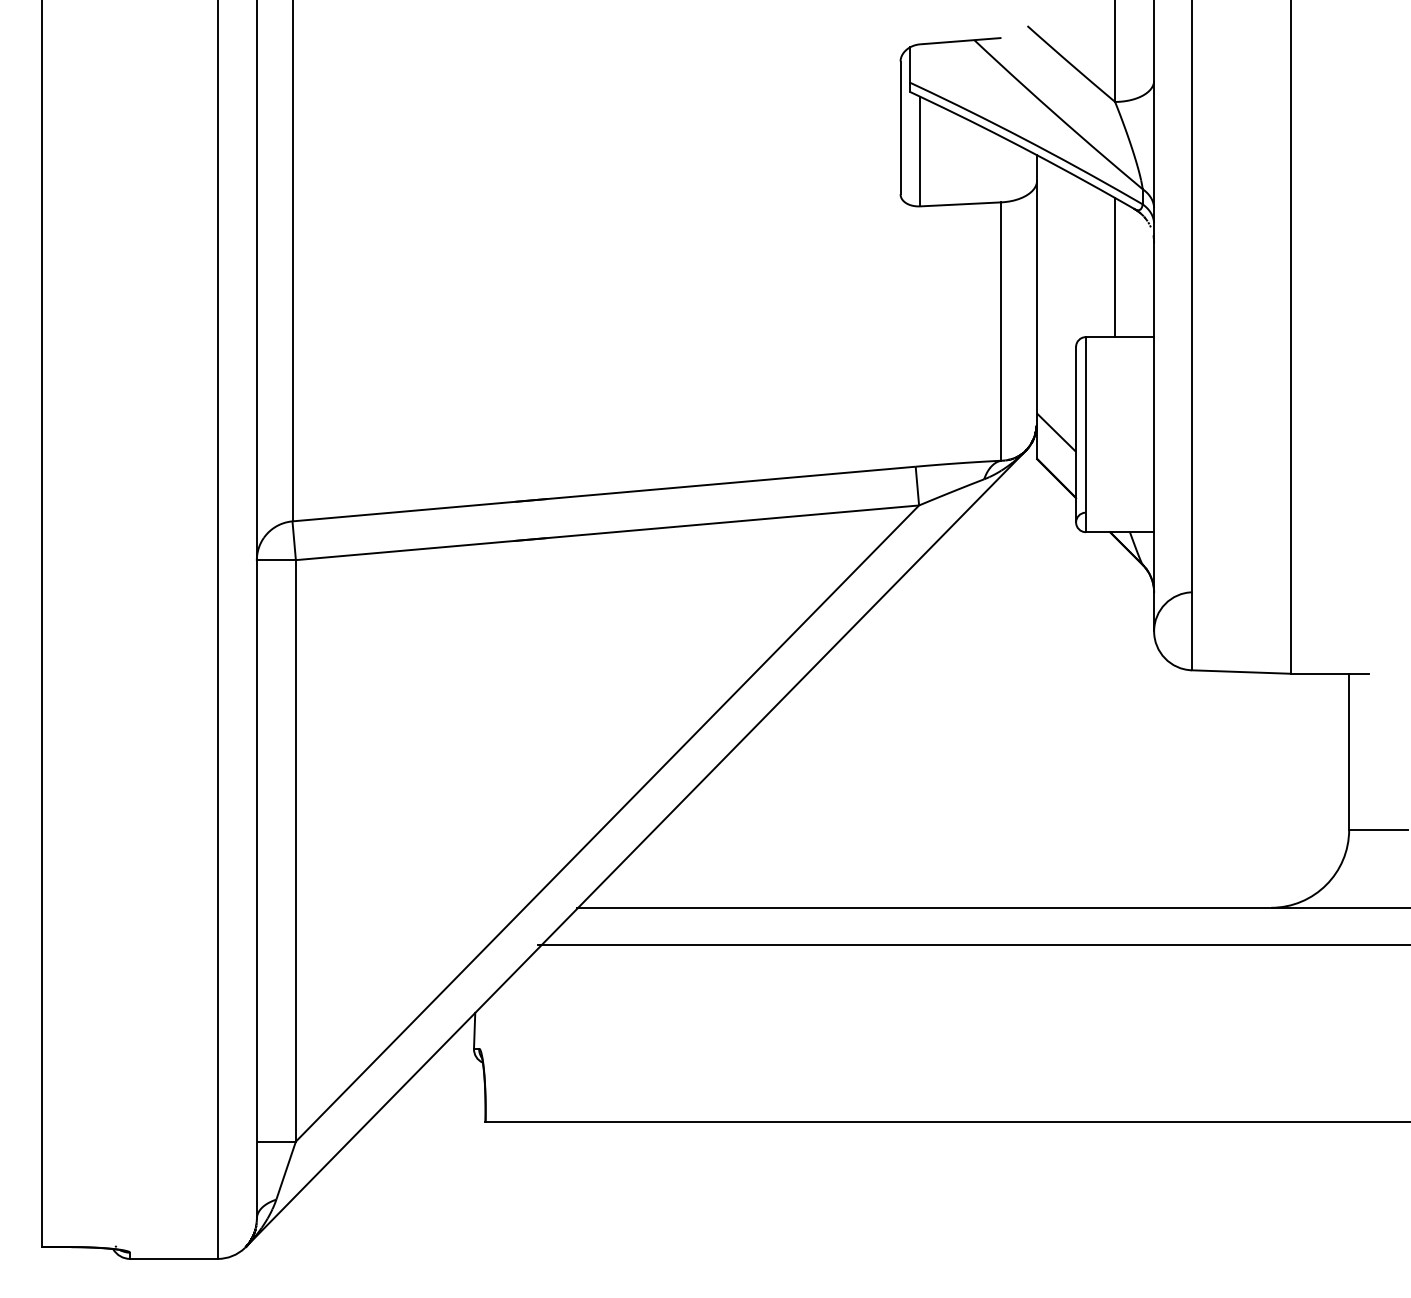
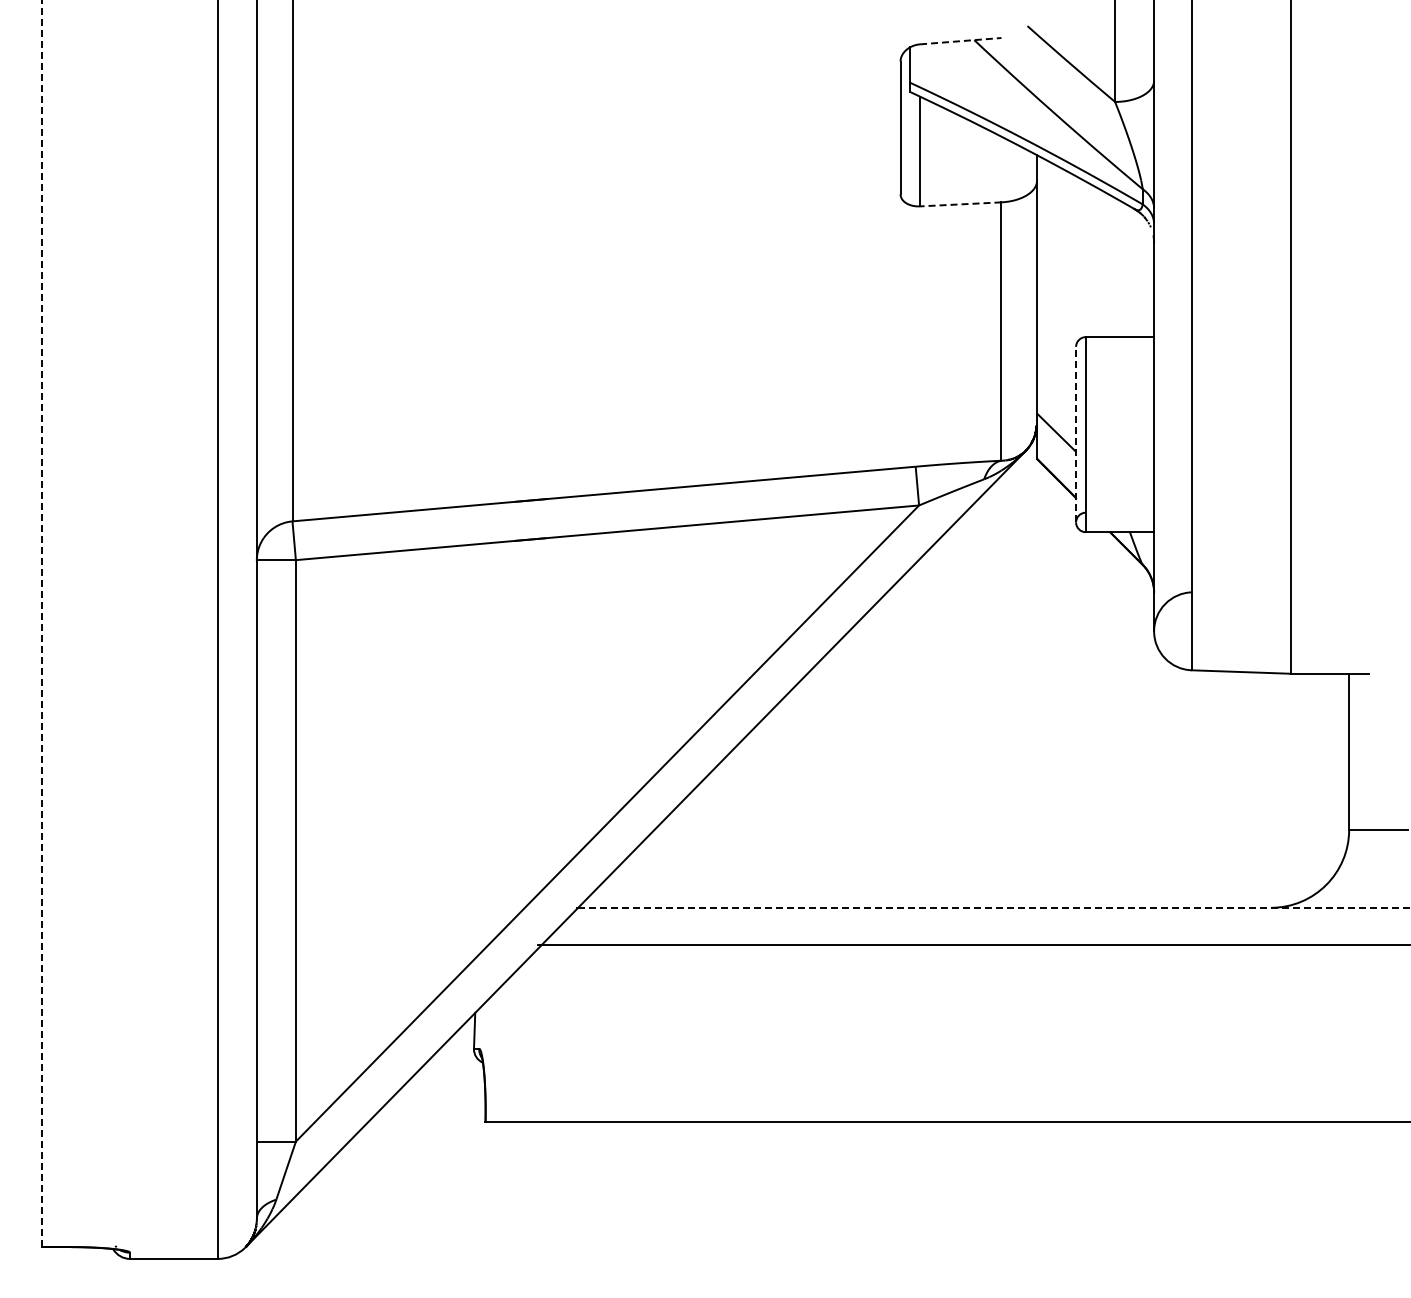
line: solid -> dashed (960, 41)
line: solid -> dashed (960, 204)
line: present -> none (1115, 267)
line: solid -> dashed (1076, 434)
line: solid -> dashed (42, 623)
line: solid -> dashed (994, 907)
